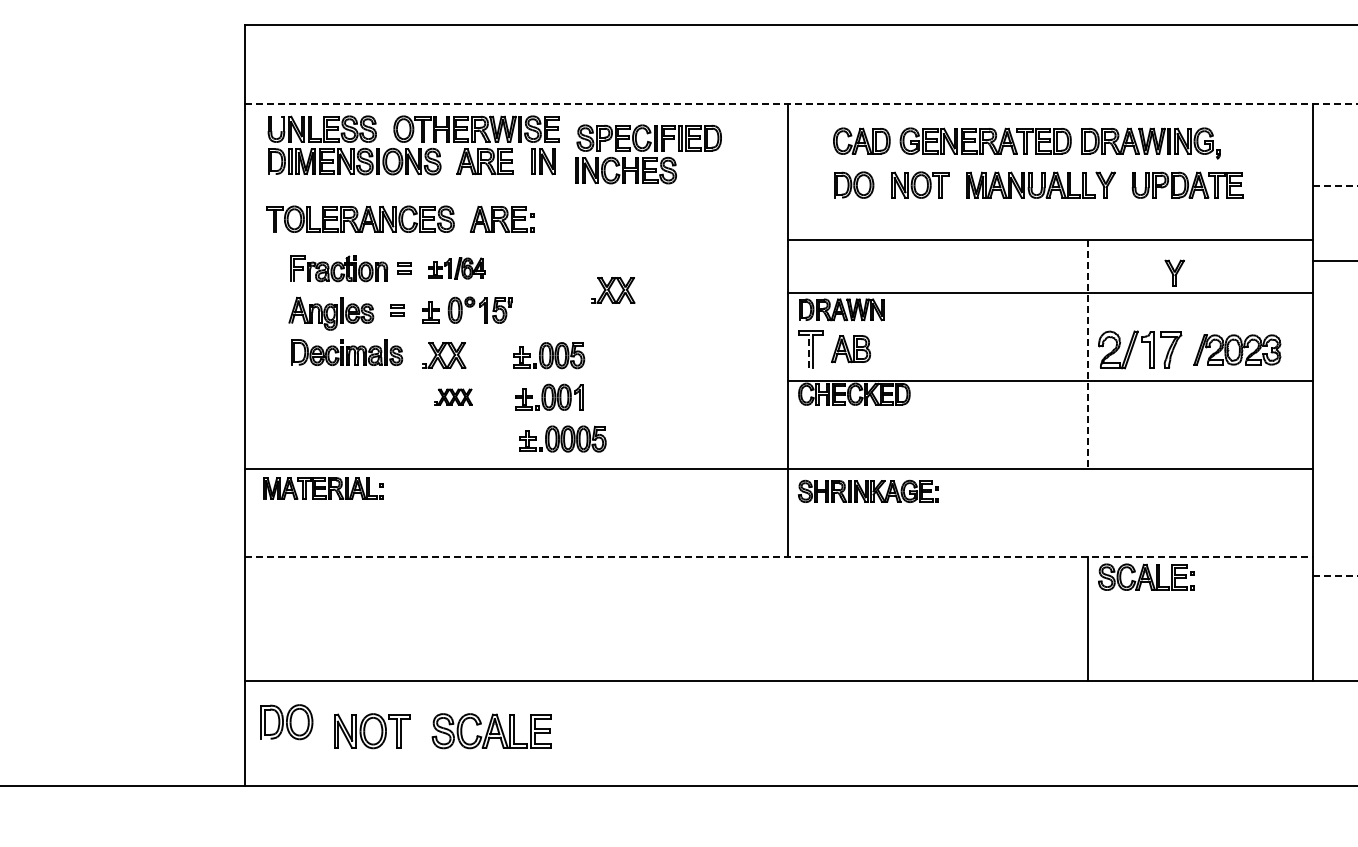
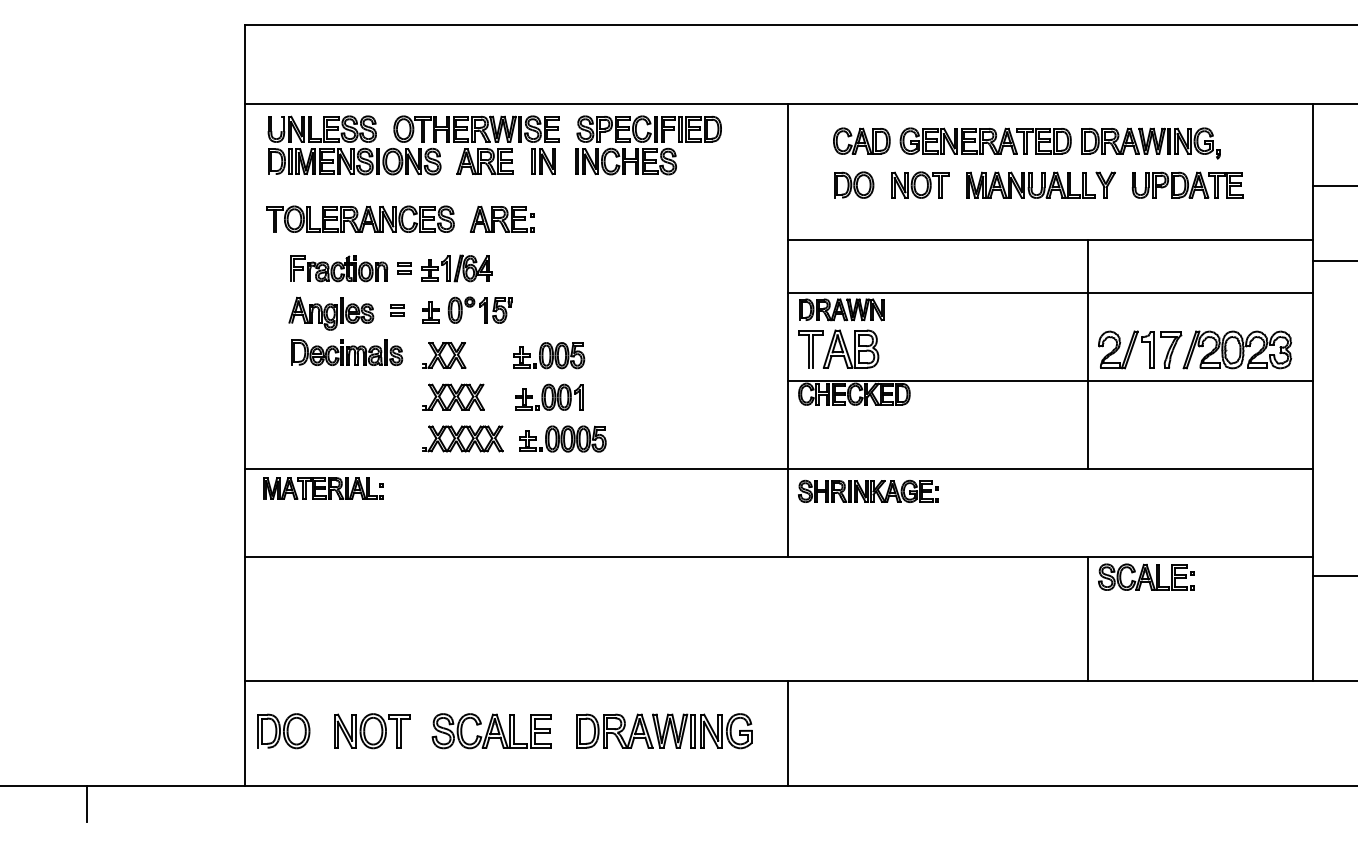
line: dashed -> solid (801, 104)
part position: (648, 154) -> (648, 145) (648, 145)
line: dashed -> solid (1335, 186)
part size: 58x23 px -> 72x29 px (456, 268)
part: present -> none (1174, 272)
part: present -> none (613, 290)
part size: 40x29 px -> 58x40 px (850, 348)
part size: 89x32 px -> 111x40 px (1237, 349)
line: dashed -> solid (808, 350)
line: dashed -> solid (1087, 355)
part size: 39x18 px -> 63x28 px (453, 396)
part: none -> present (462, 438)
line: dashed -> solid (779, 556)
line: dashed -> solid (1335, 576)
part position: (286, 722) -> (283, 731) (283, 731)
part: none -> present (664, 731)
line: none -> present (788, 733)
line: none -> present (87, 803)
